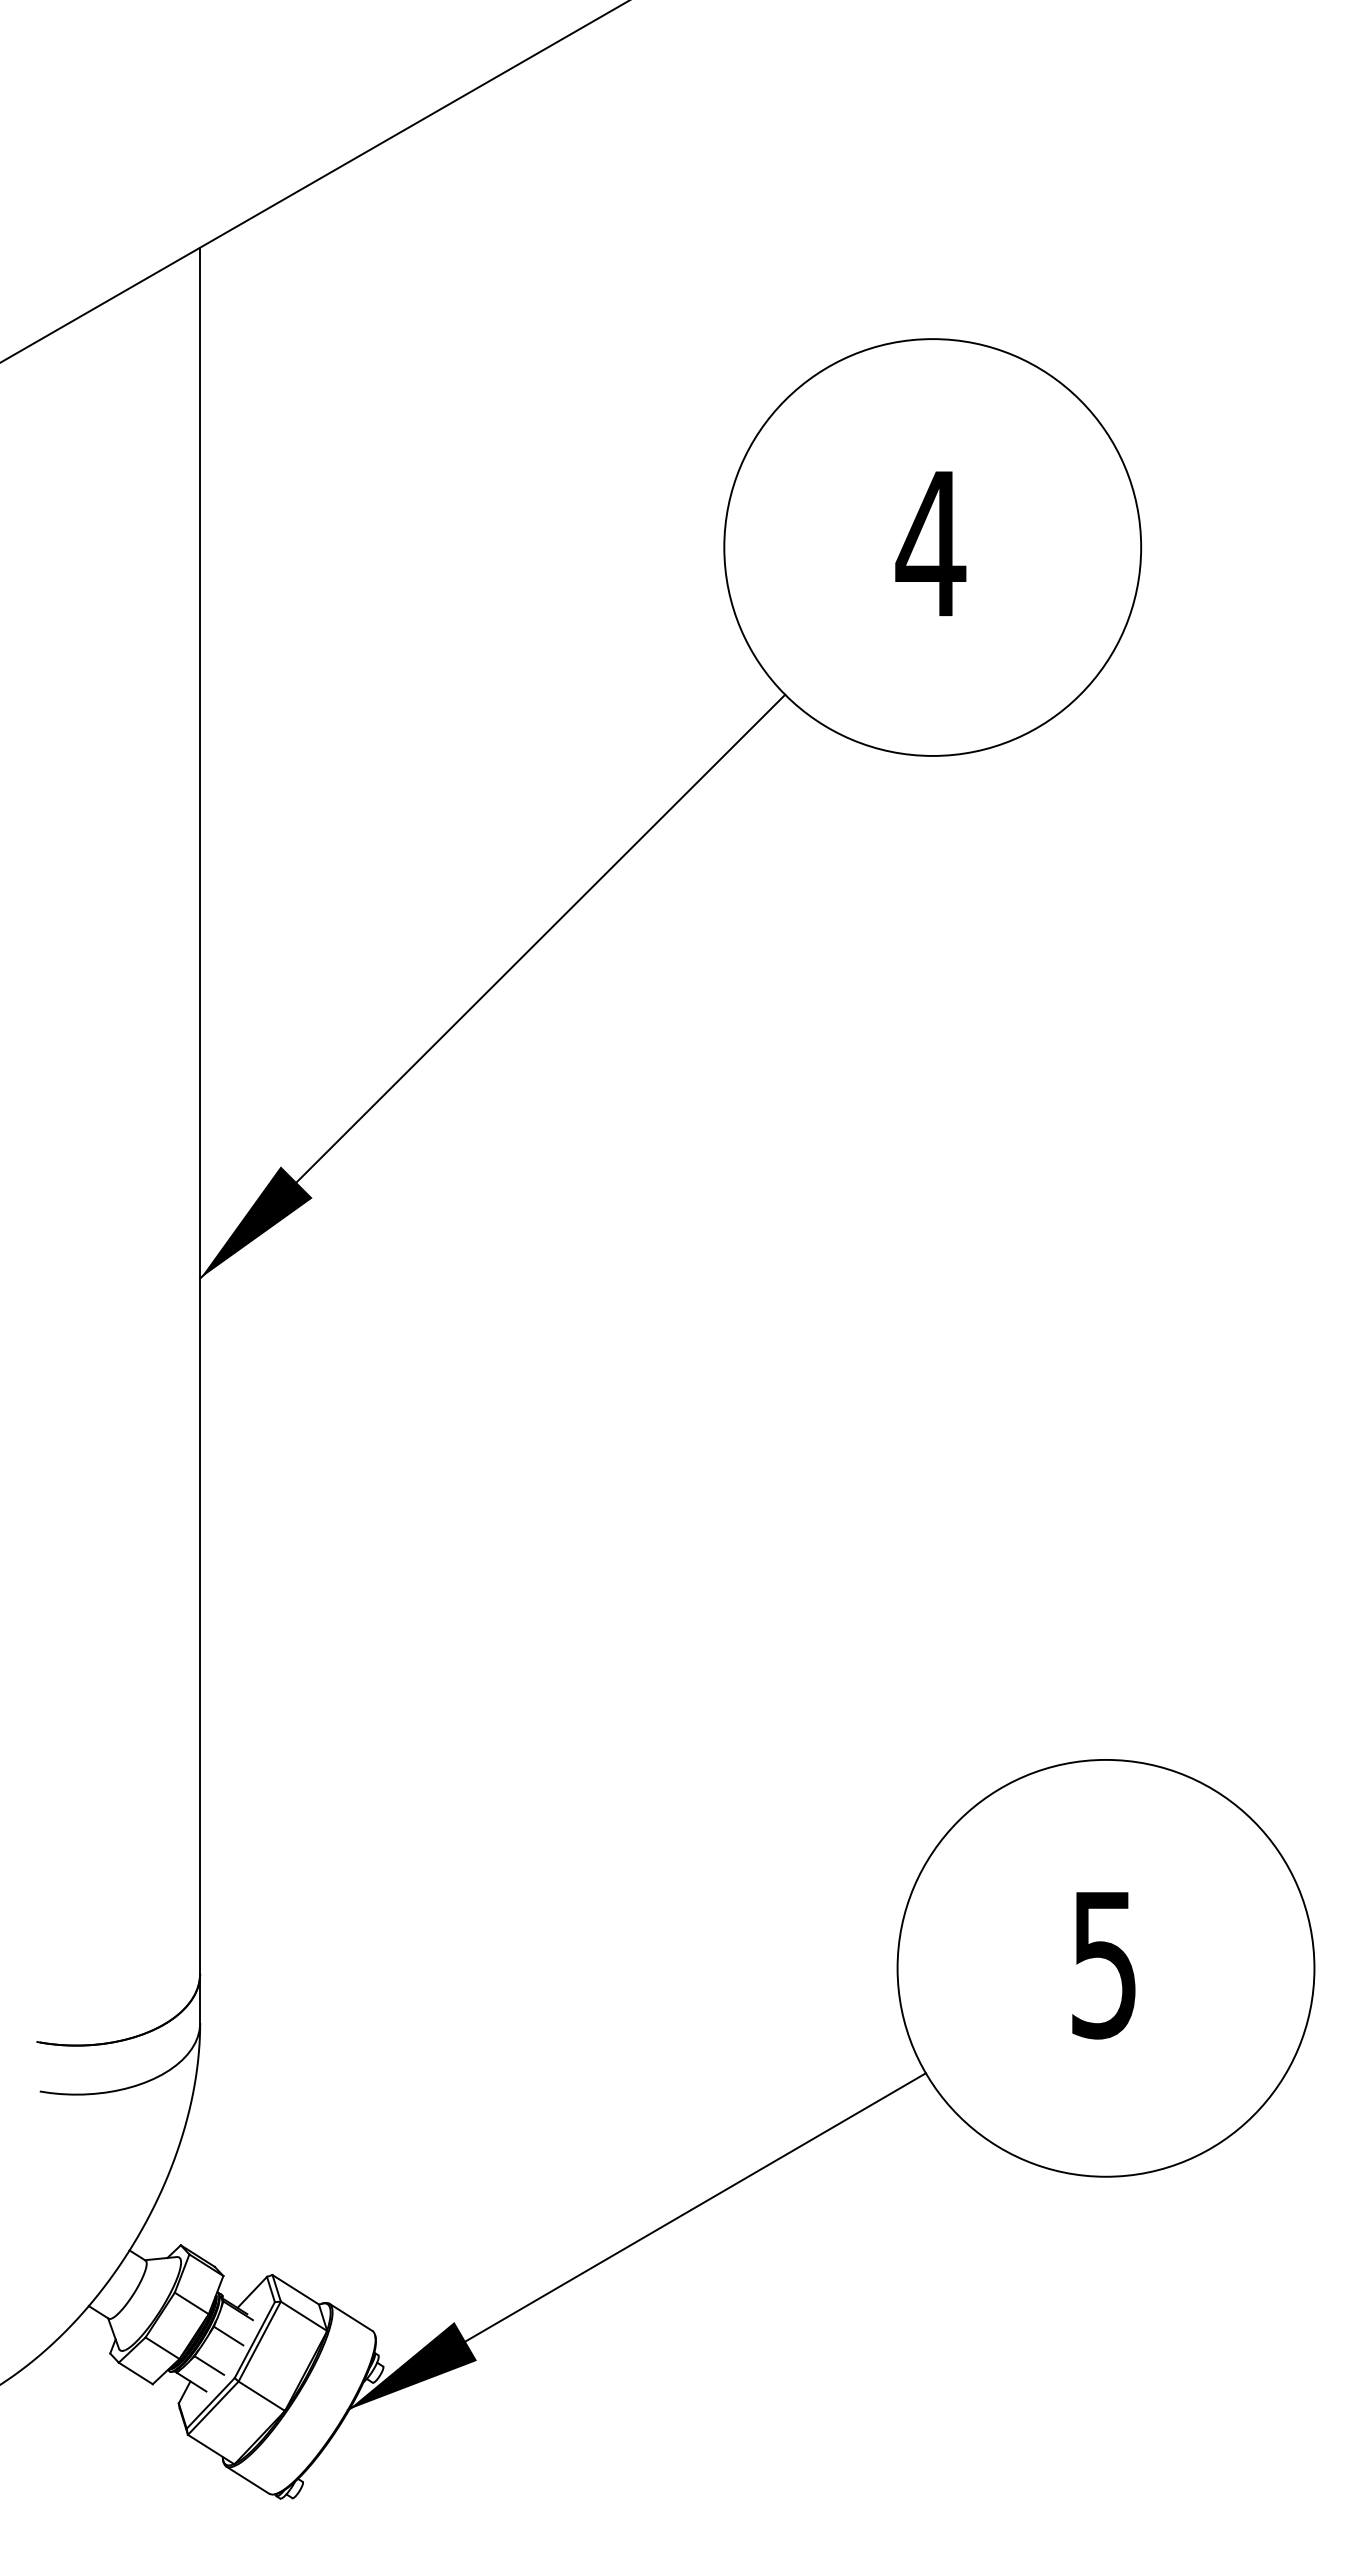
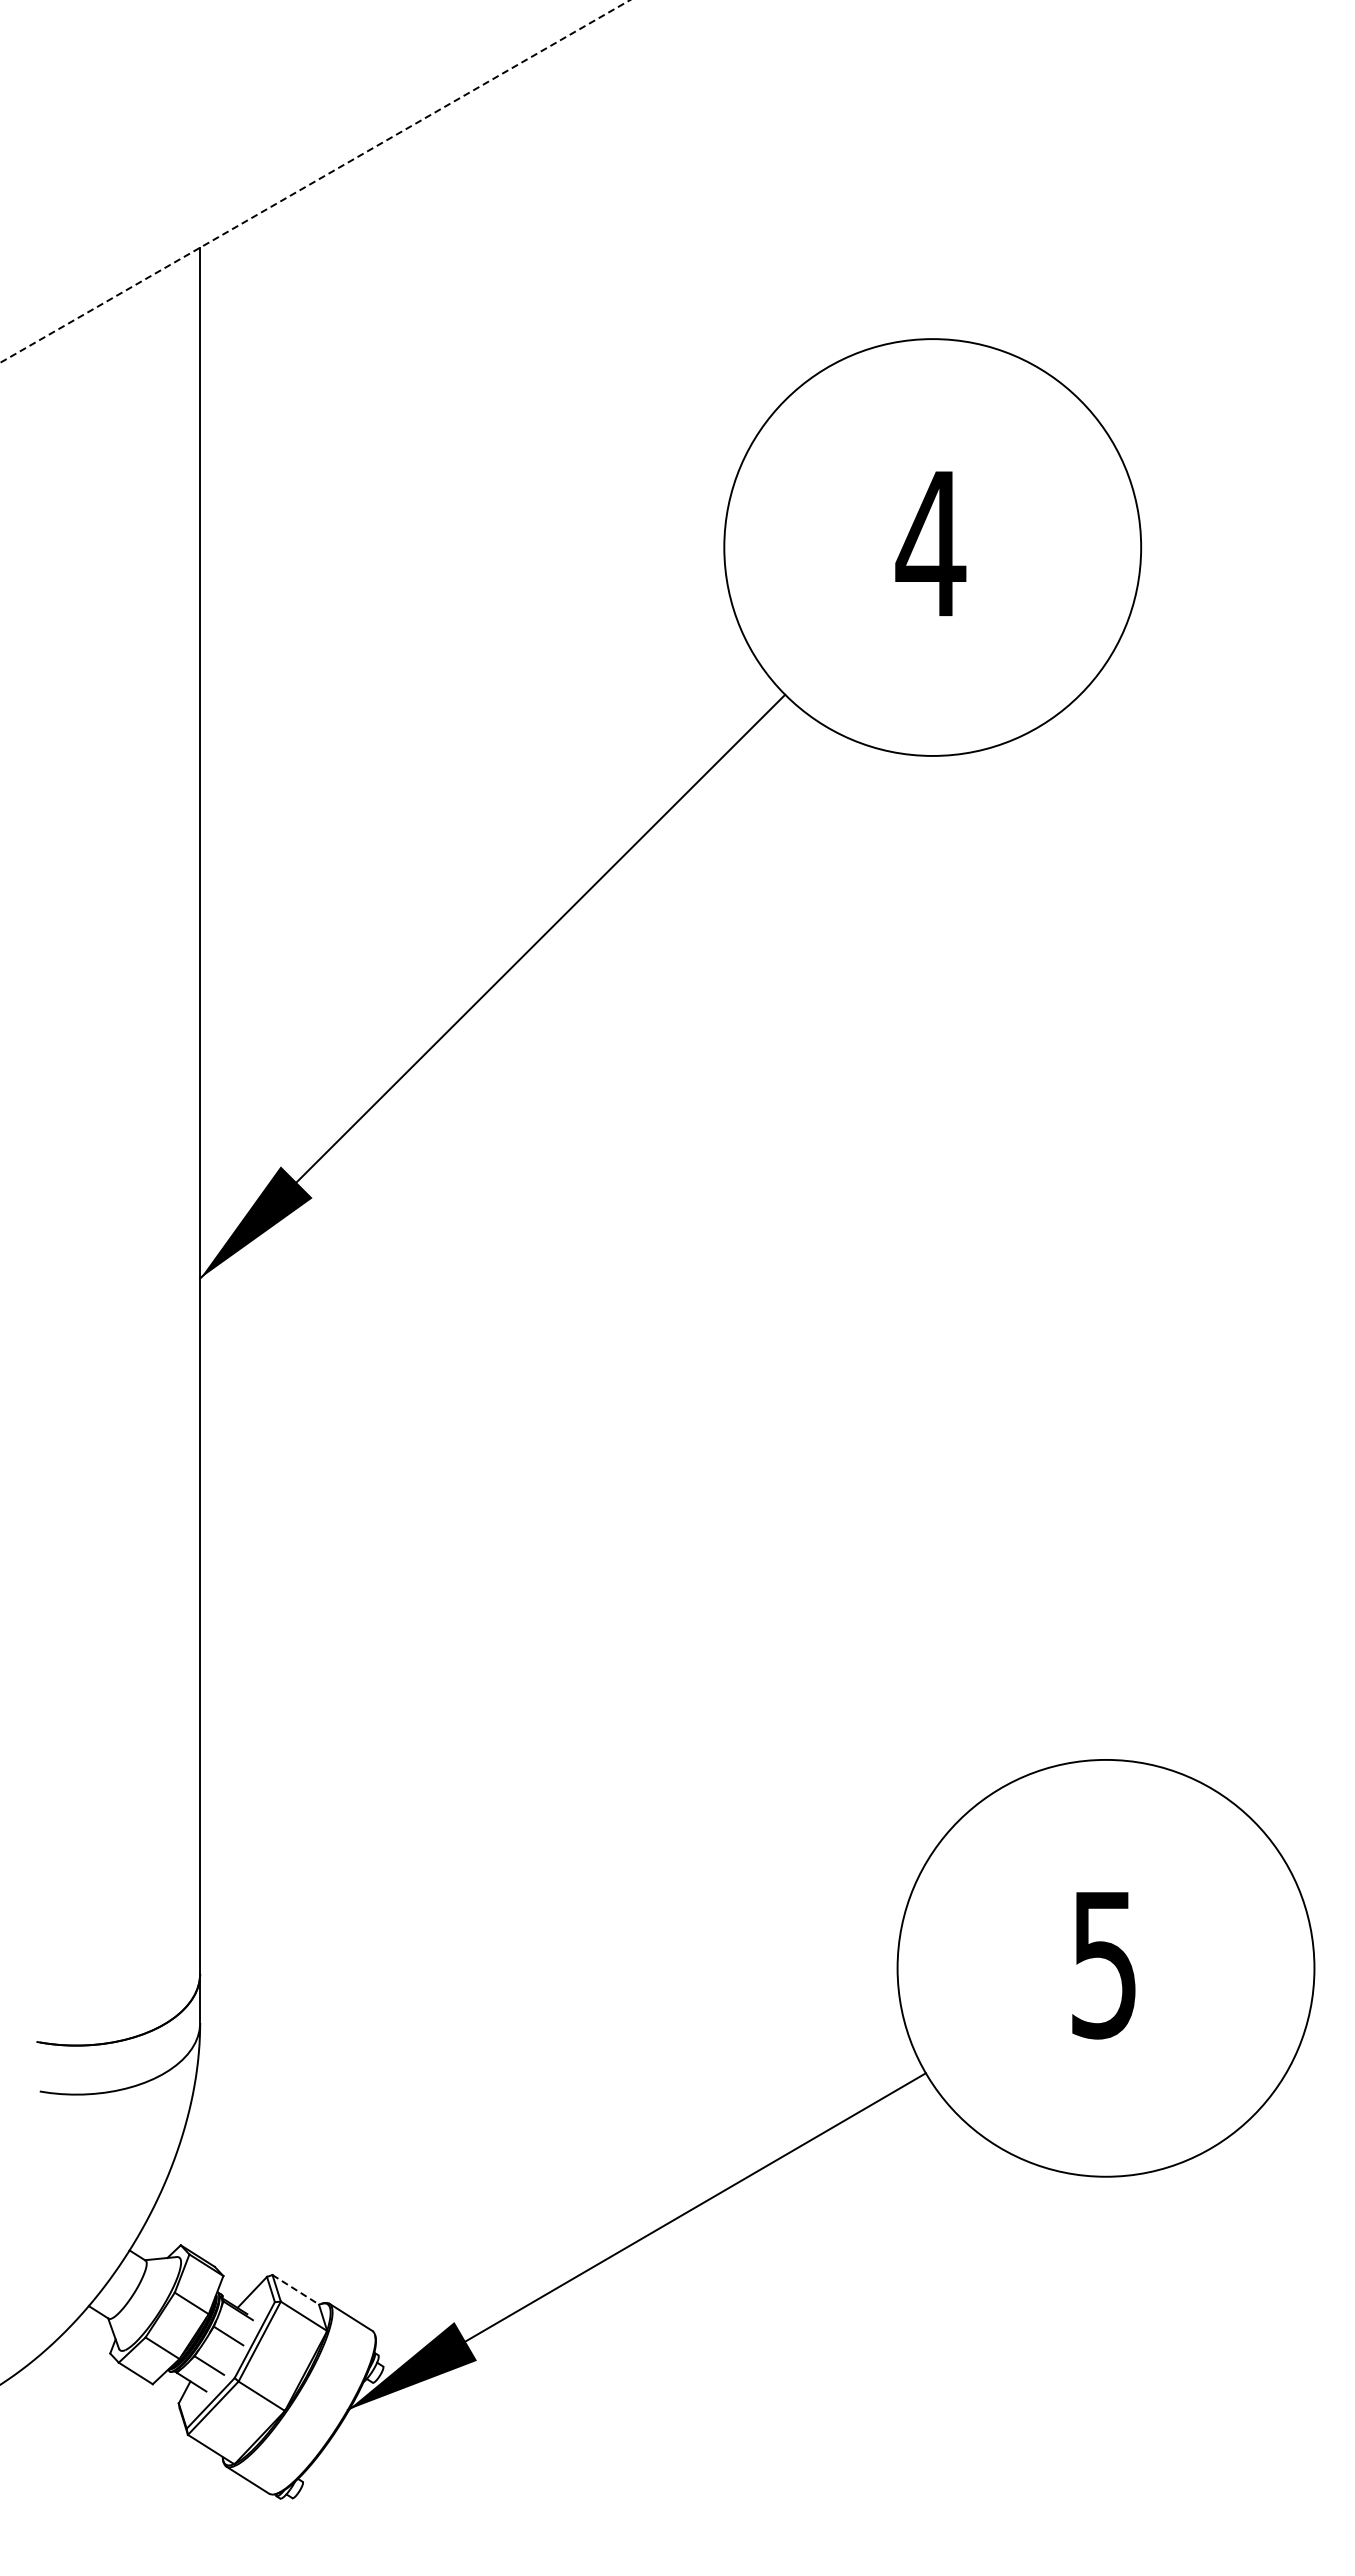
line: solid -> dashed (315, 181)
line: solid -> dashed (295, 2289)
